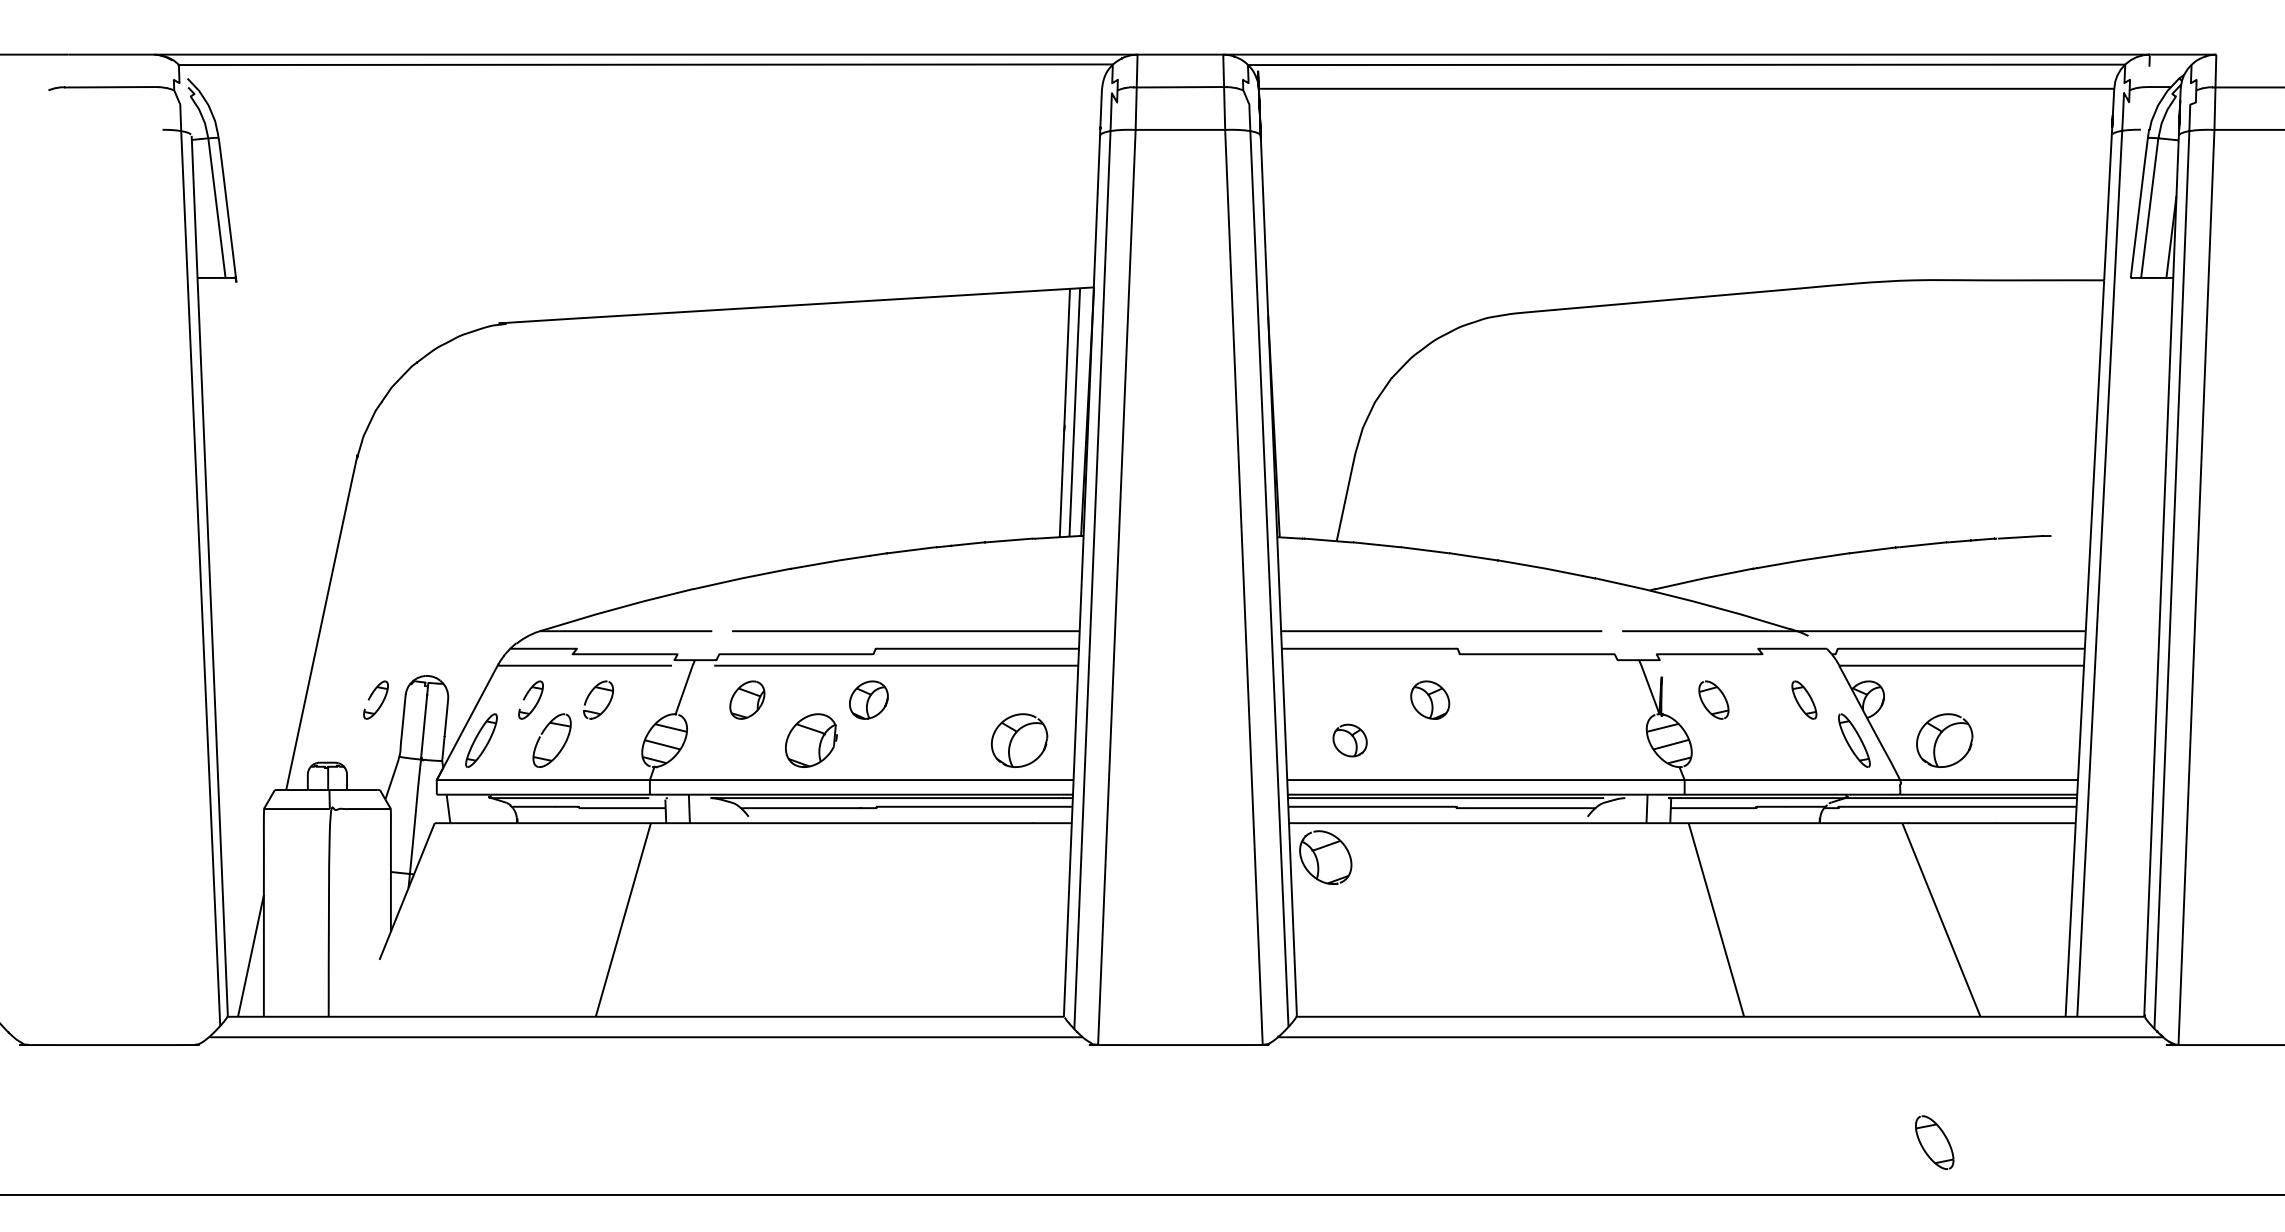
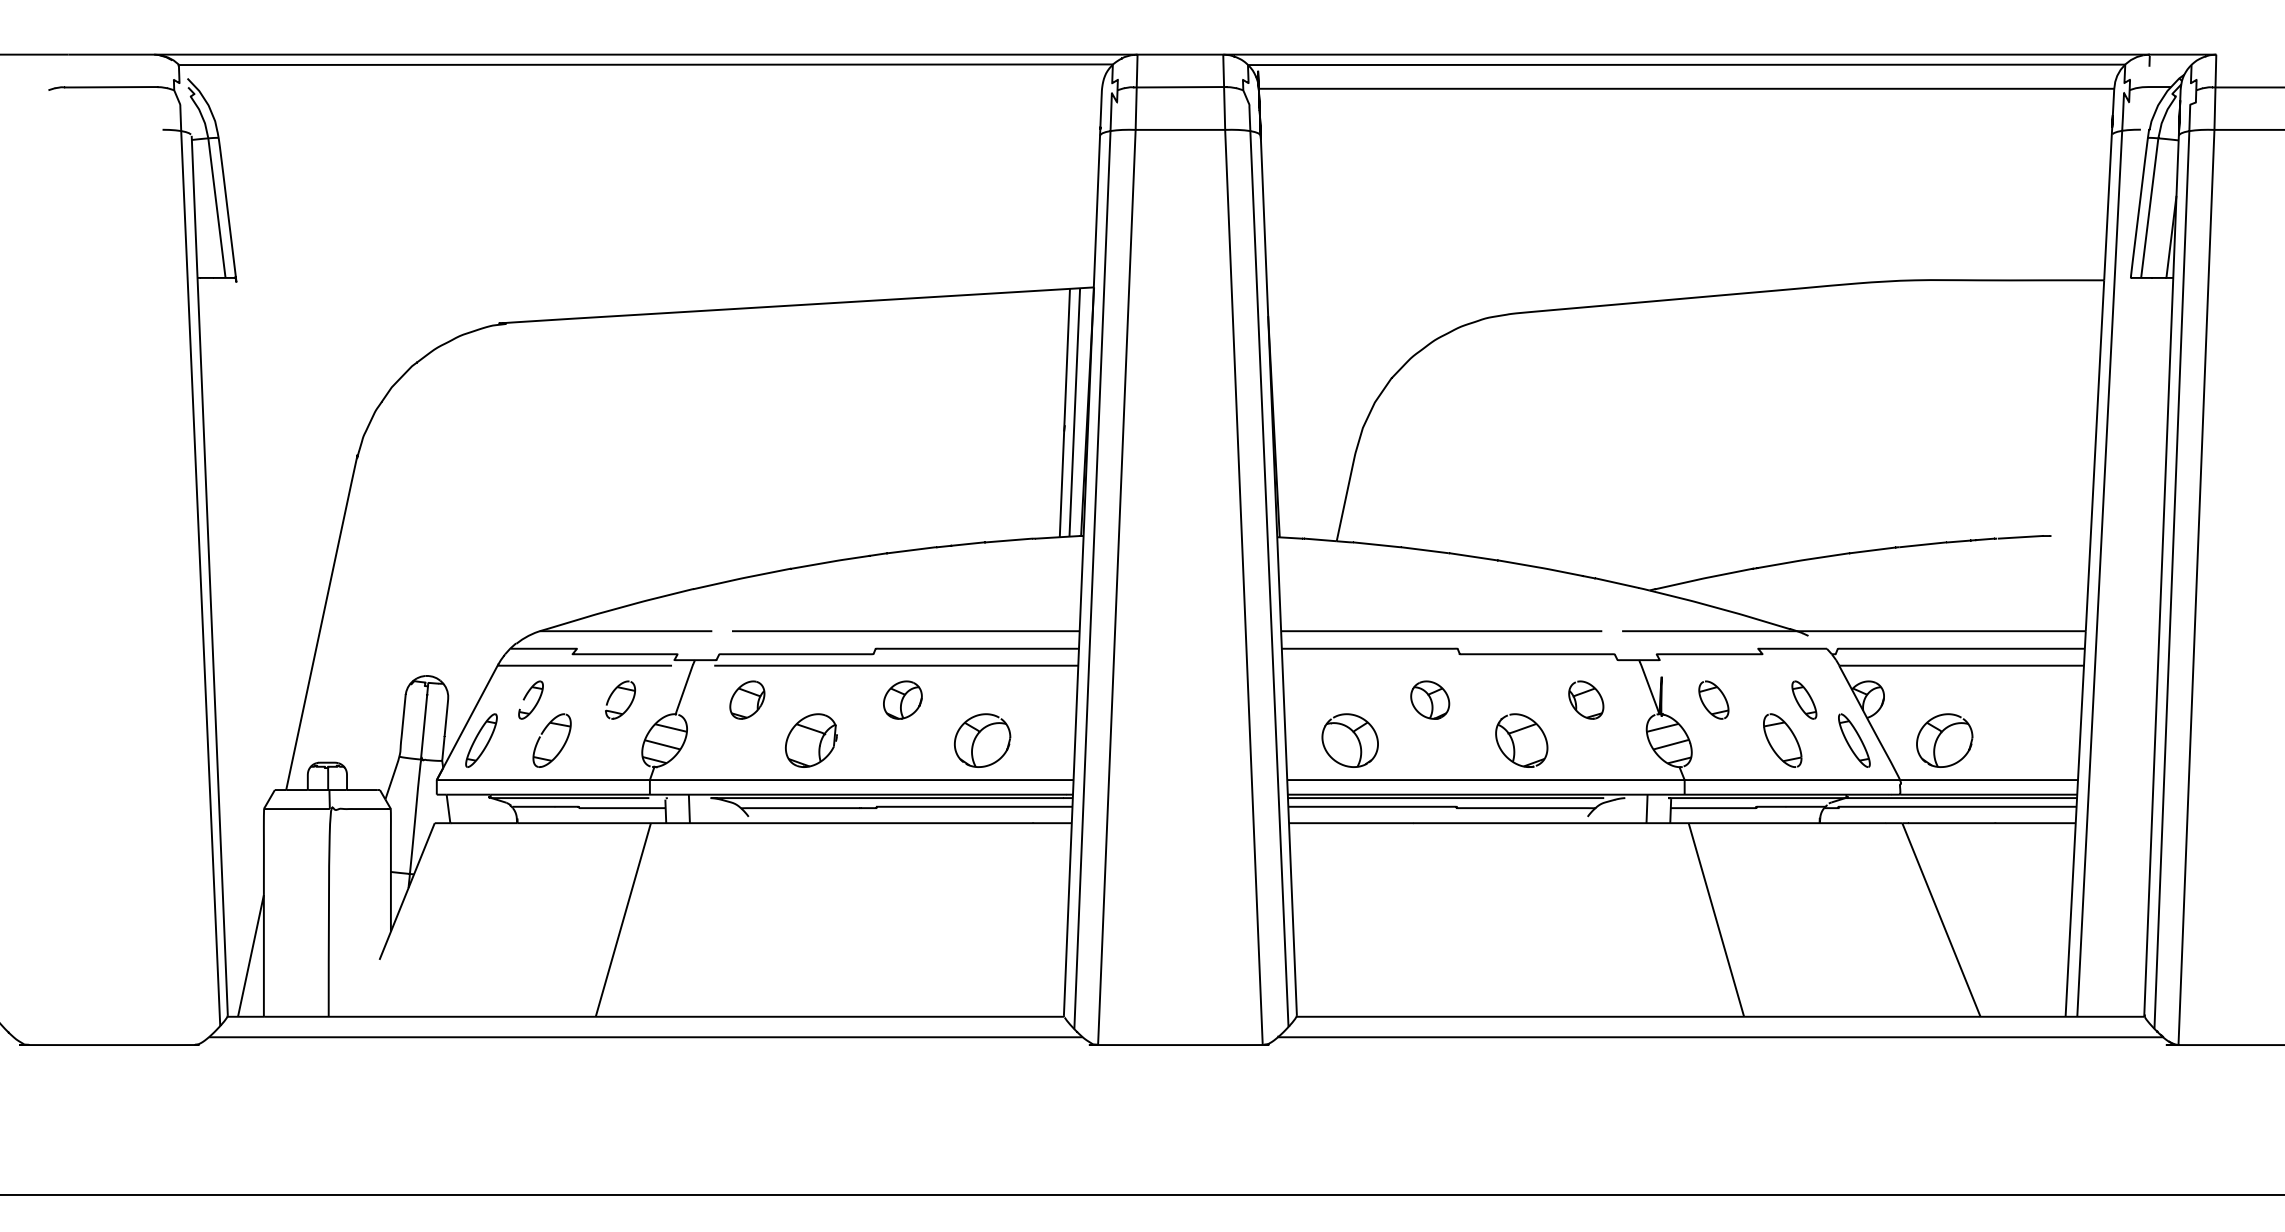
part position: (591, 693) -> (613, 693) (613, 693)
part: present -> none (375, 699)
part position: (868, 699) -> (902, 699) (902, 699)
part: none -> present (1586, 699)
part position: (1019, 740) -> (982, 740) (982, 740)
part size: 36x35 px -> 58x55 px (1349, 740)
part position: (1325, 857) -> (1521, 740) (1521, 740)
part position: (1934, 1142) -> (1782, 740) (1782, 740)
